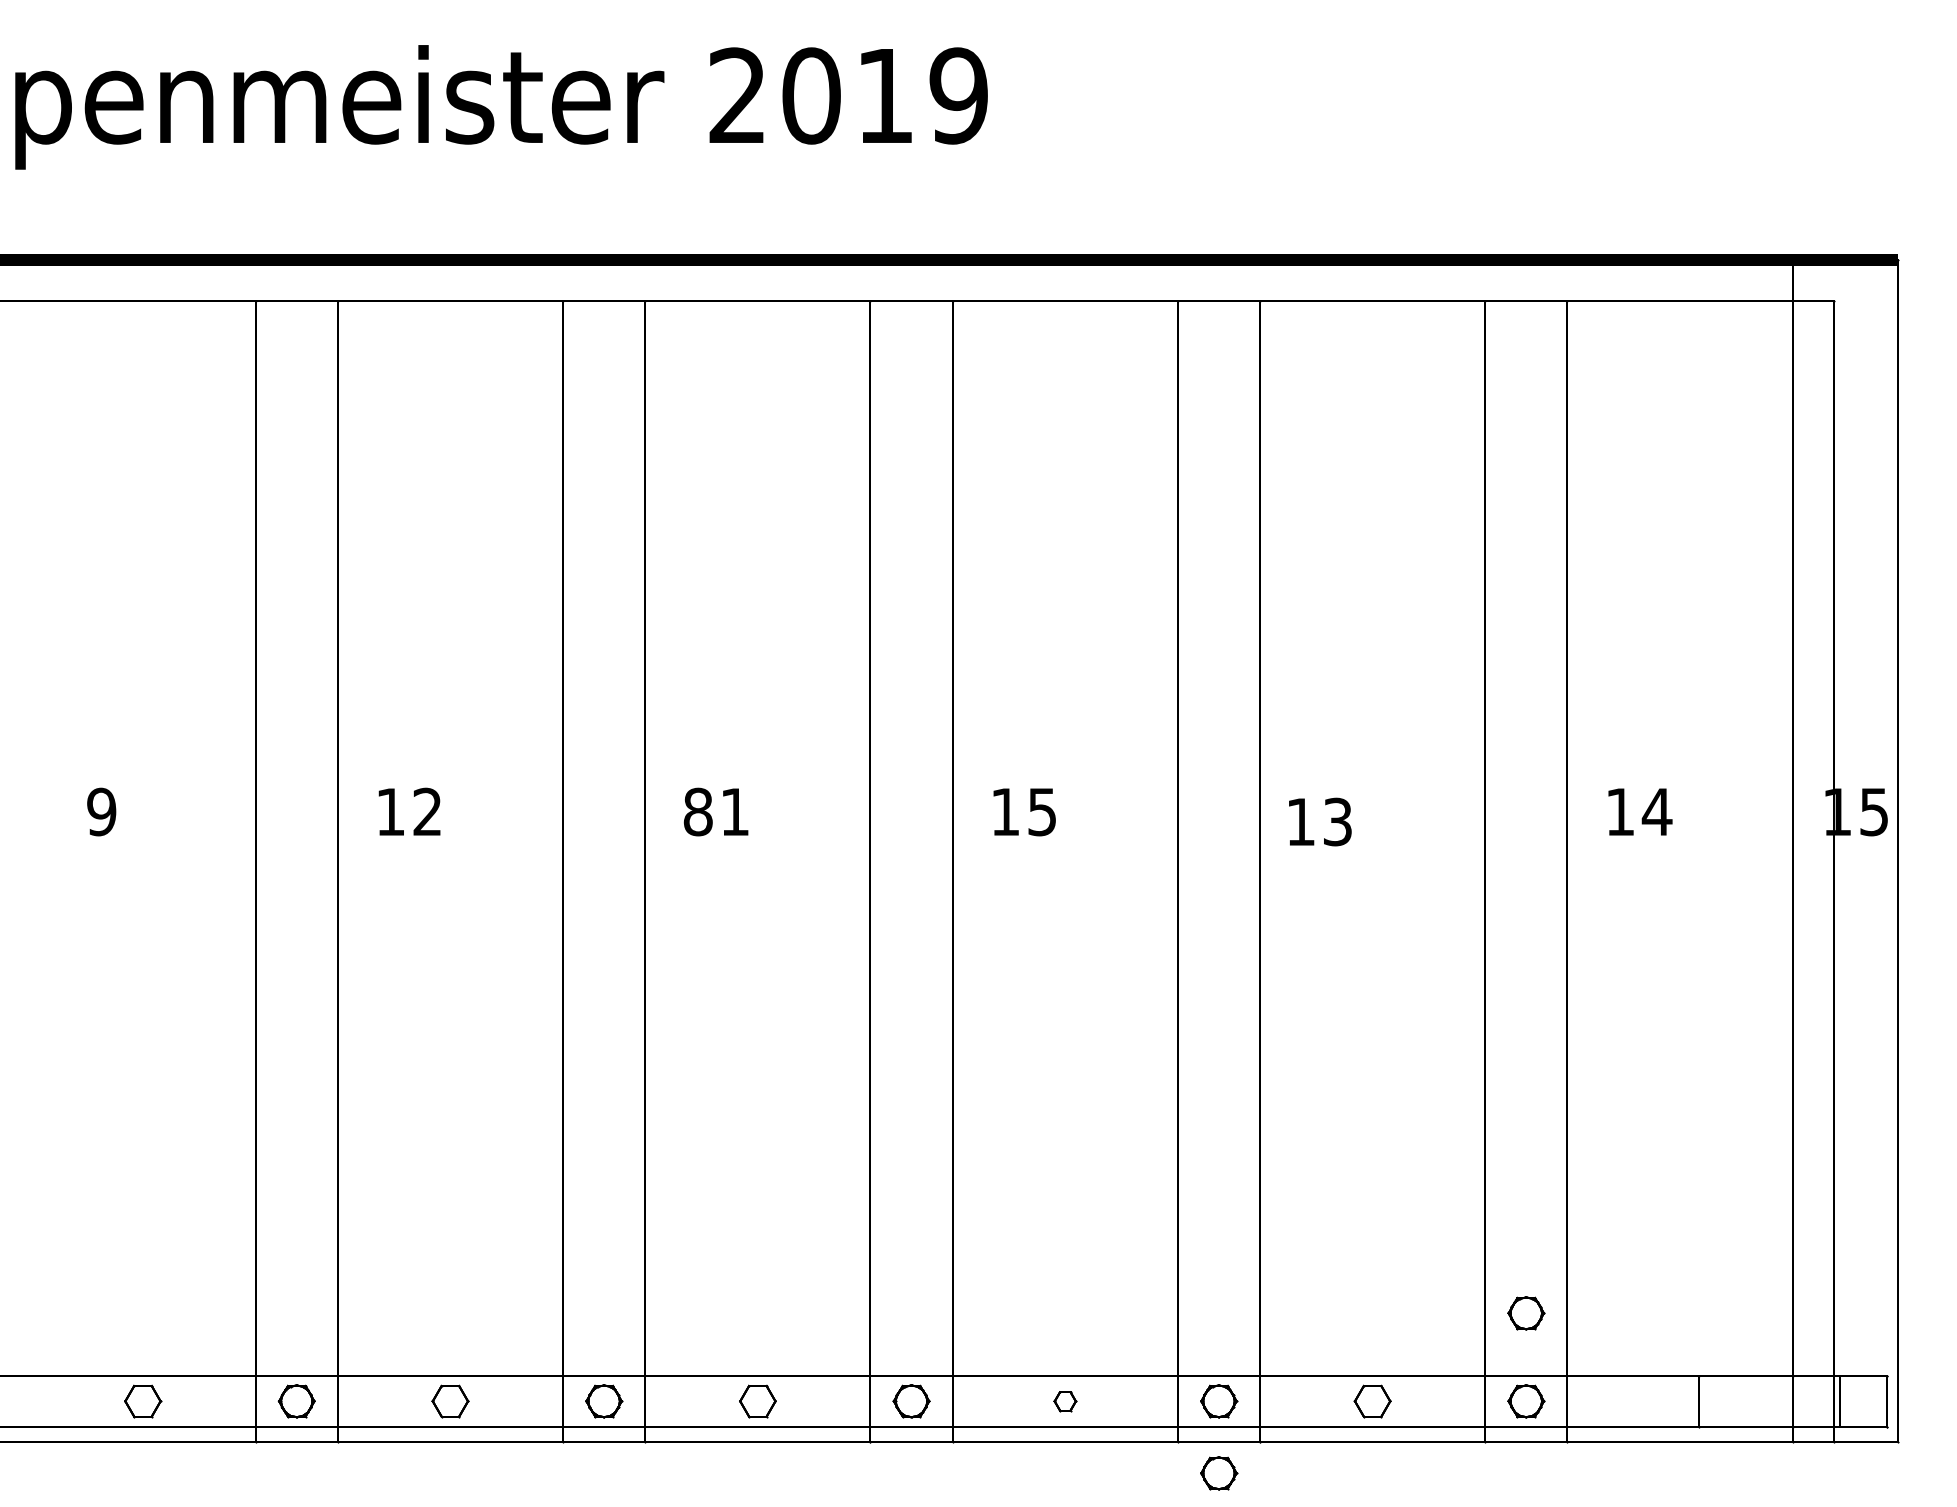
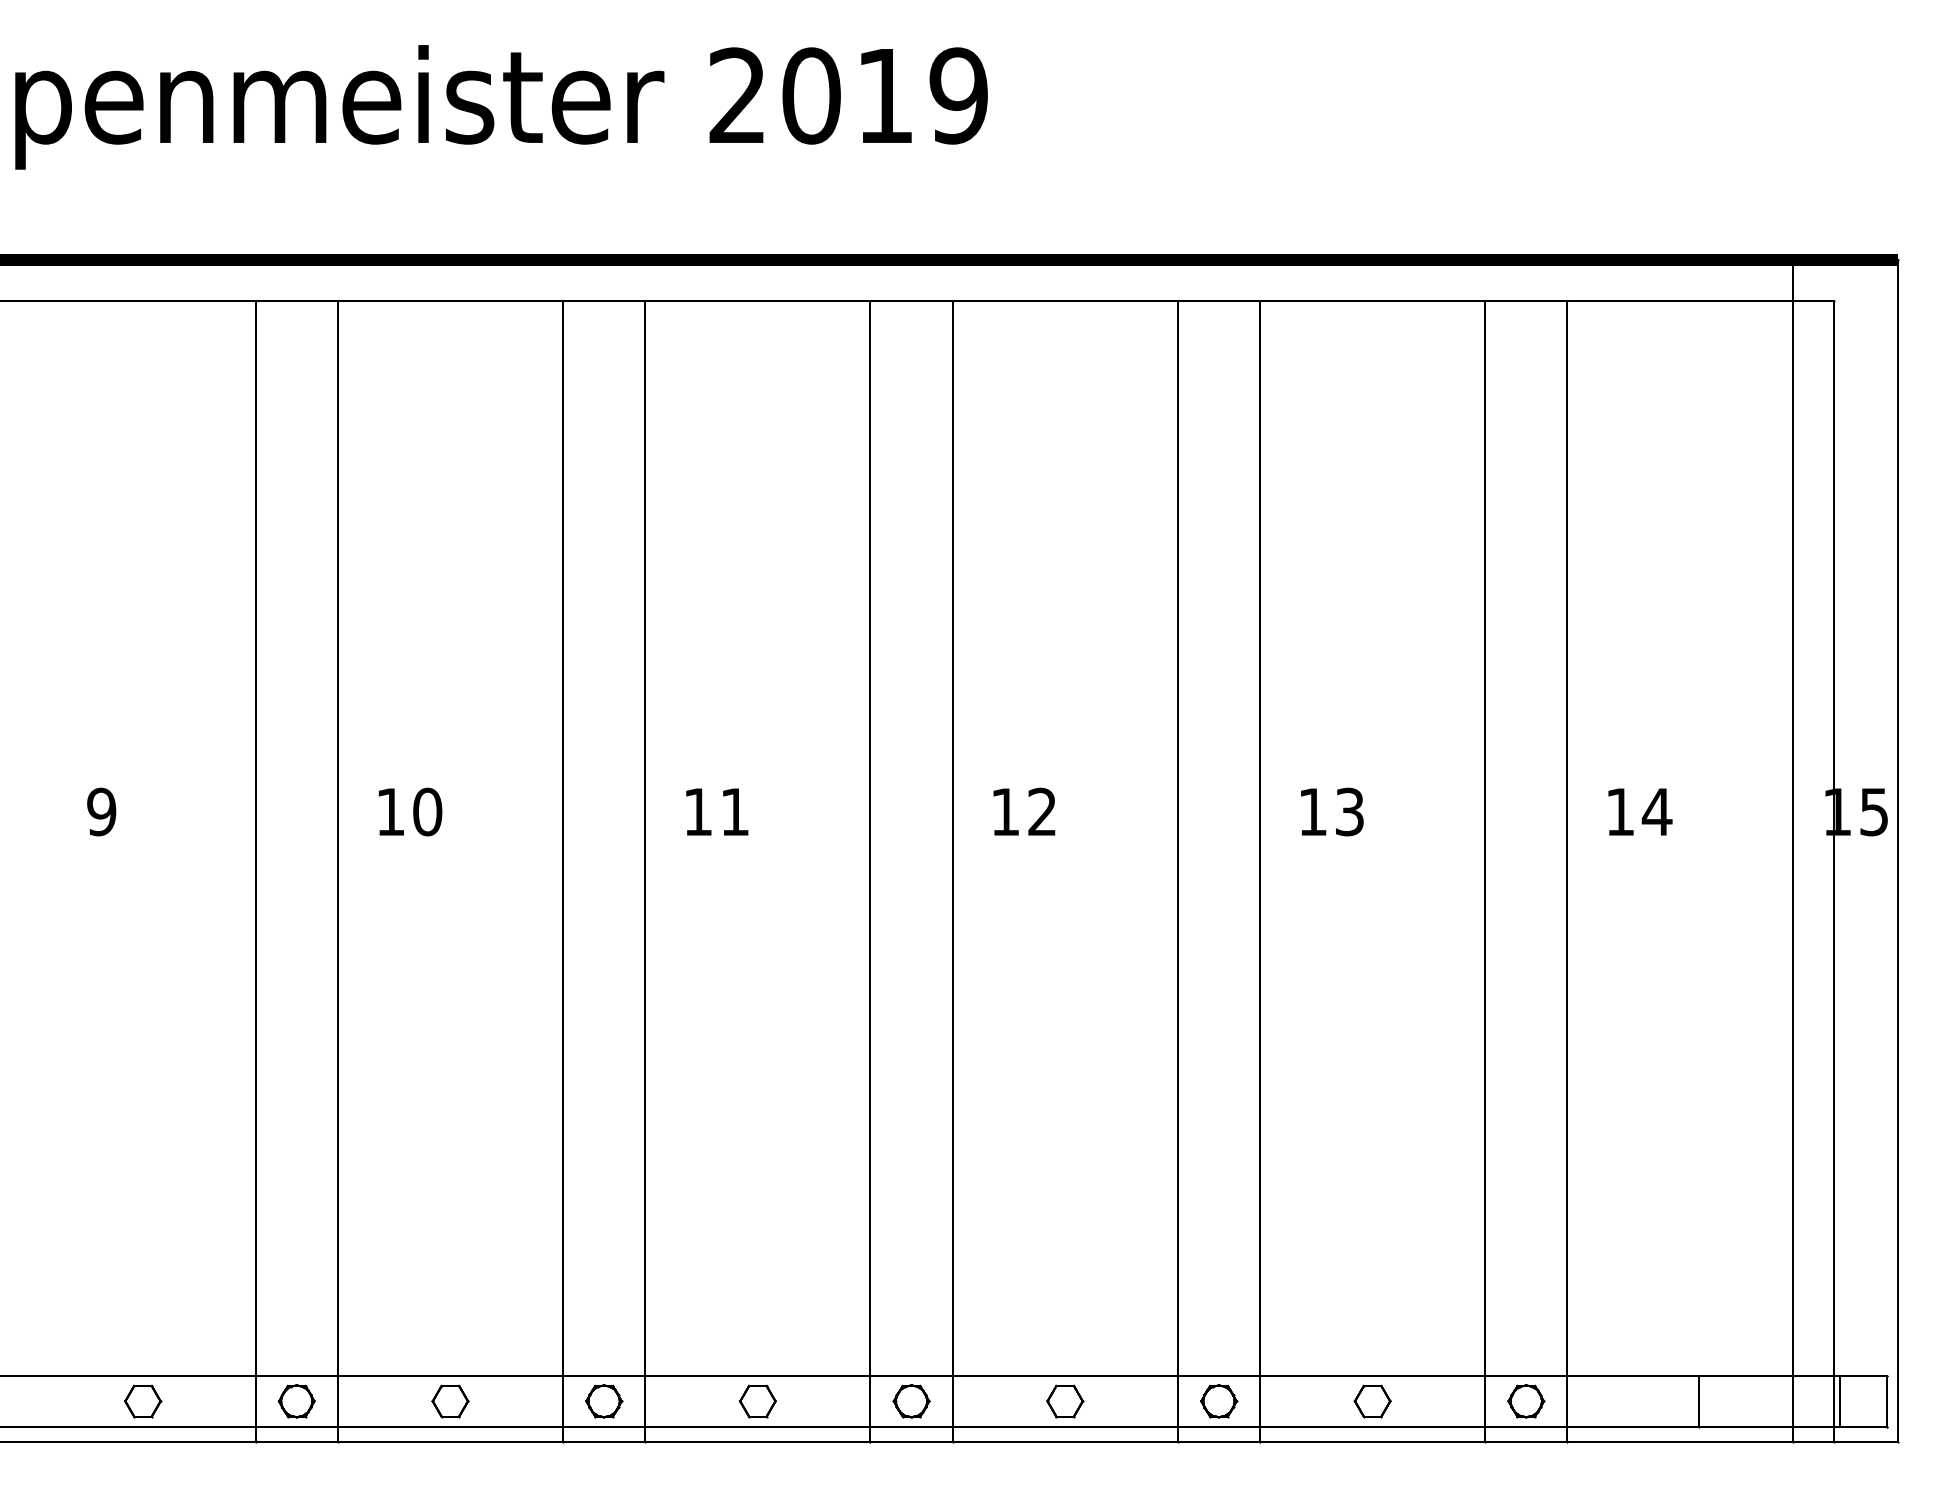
text: 12 -> 10 (427, 811)
text: 81 -> 11 (697, 811)
text: 15 -> 12 (1041, 811)
text position: (1320, 821) -> (1332, 811) (1332, 811)
part: present -> none (1526, 1313)
part size: 25x22 px -> 39x35 px (1065, 1401)
part: present -> none (1219, 1473)
